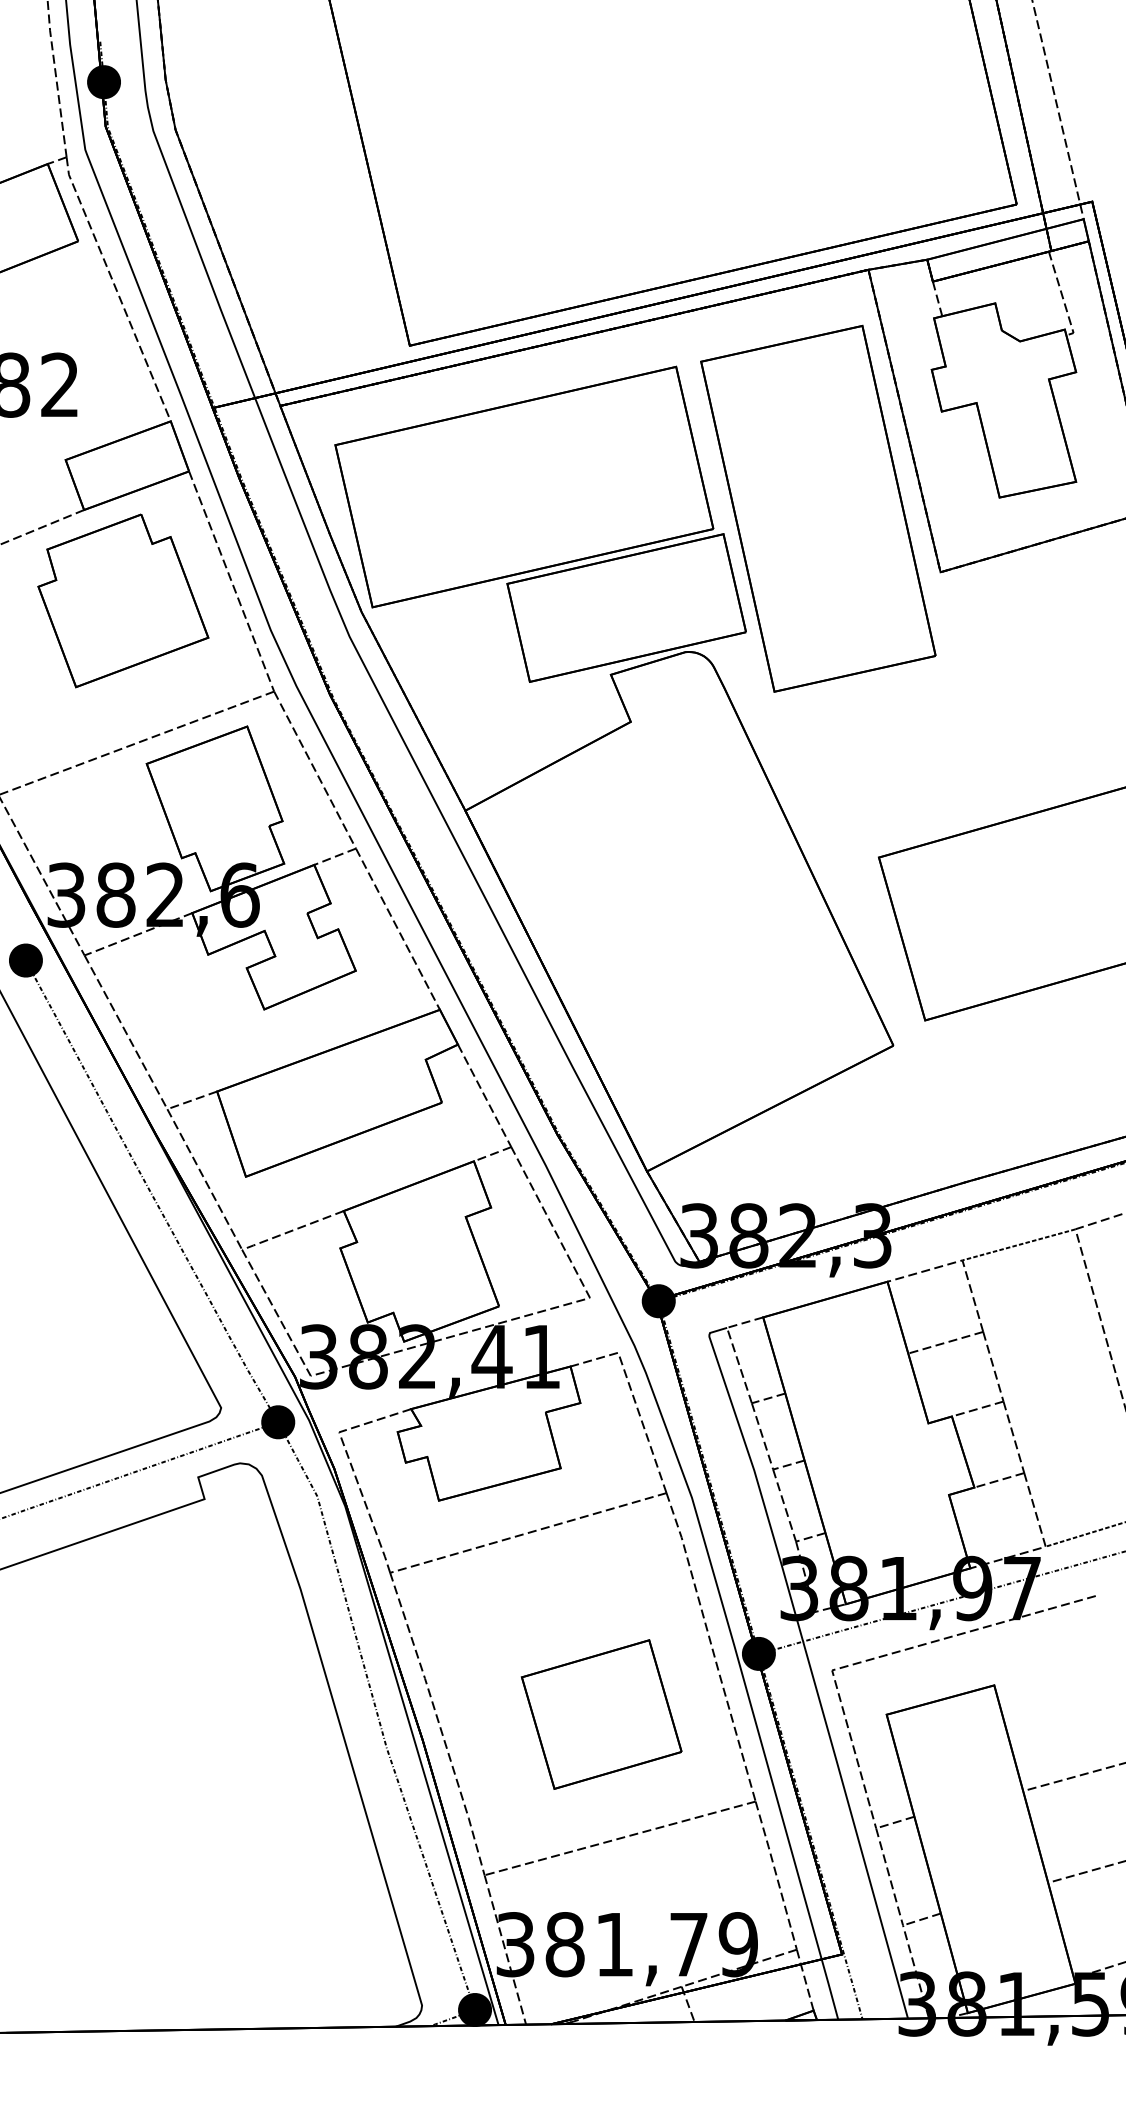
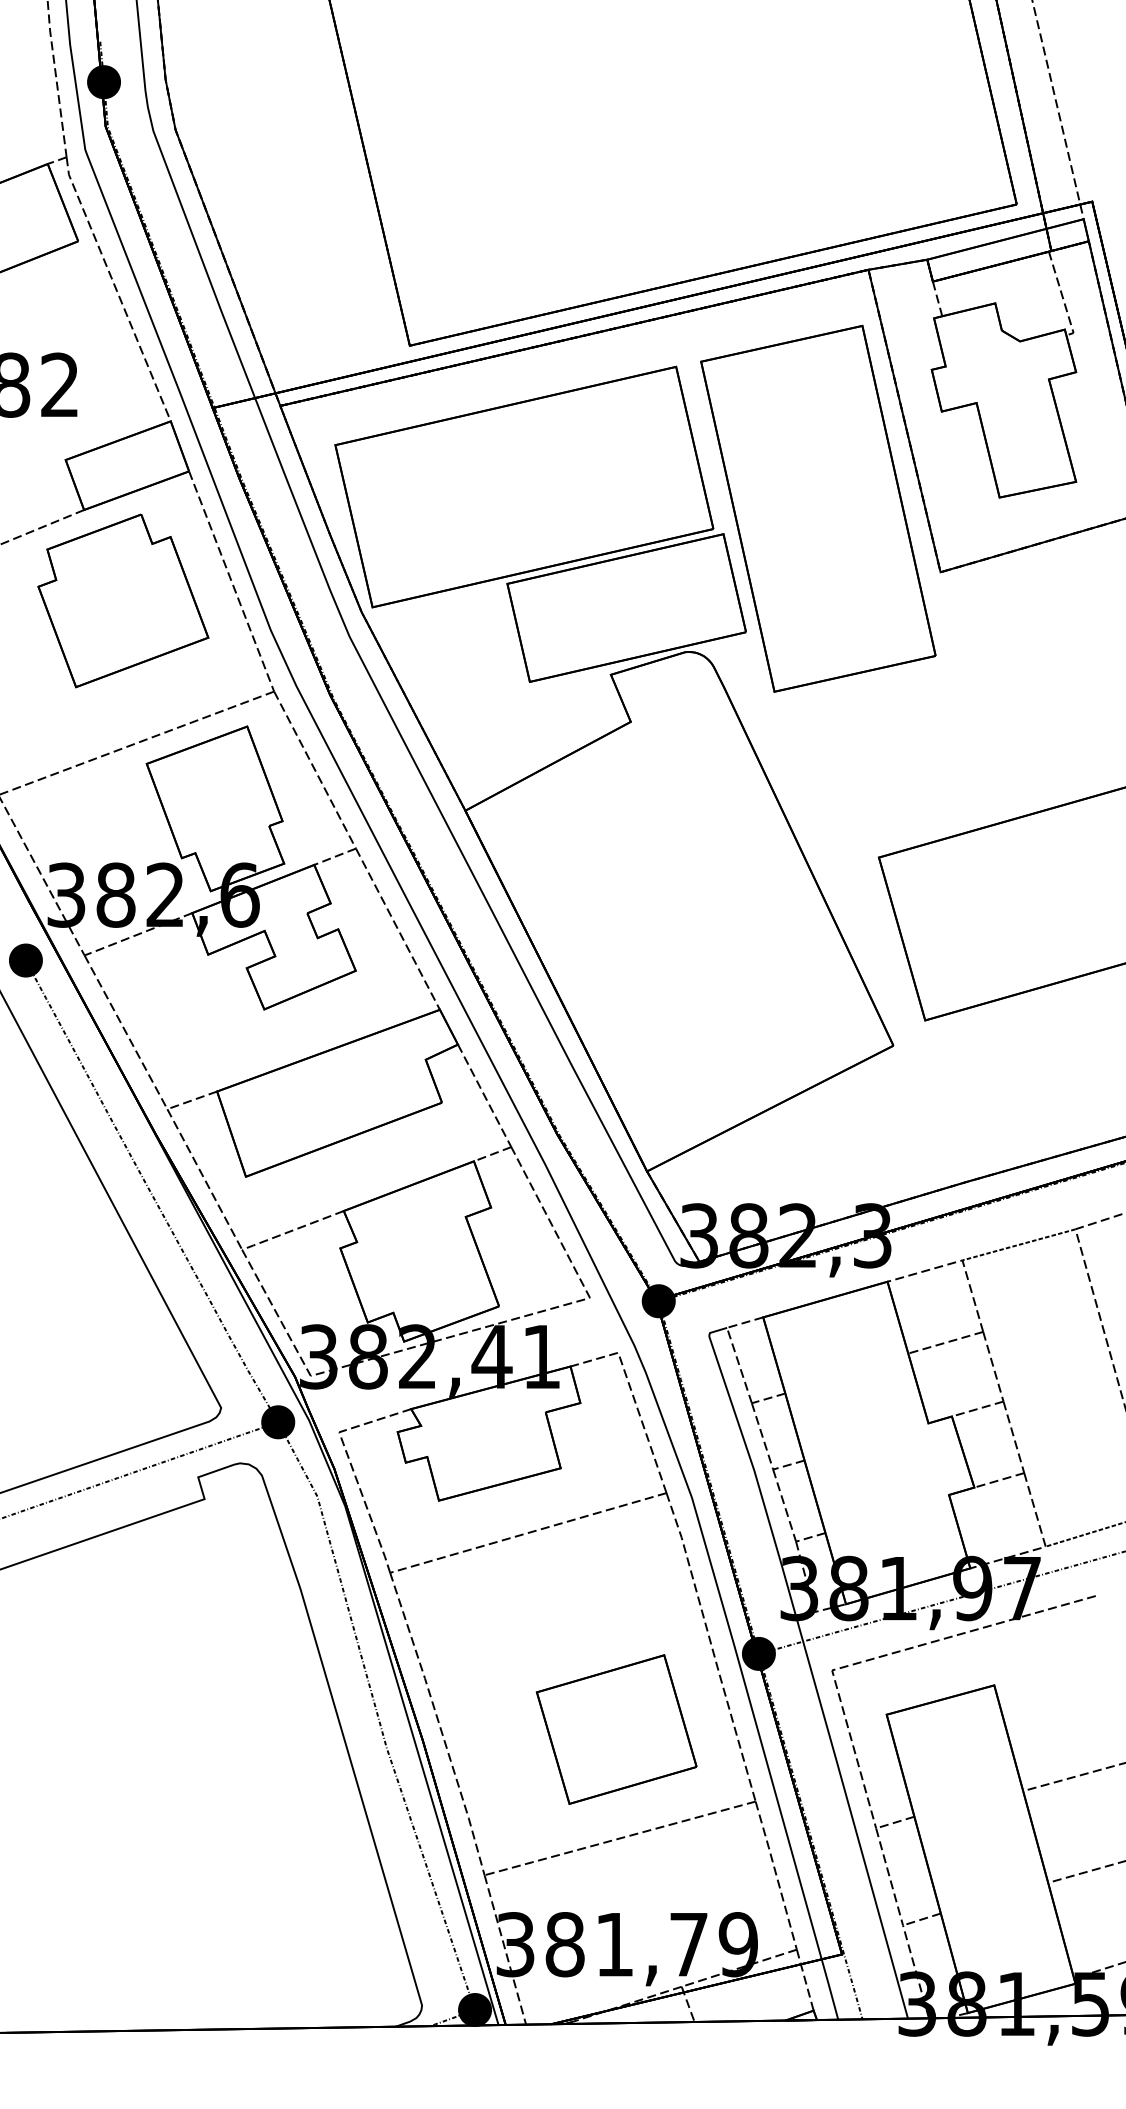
part position: (601, 1714) -> (616, 1729) (616, 1729)
